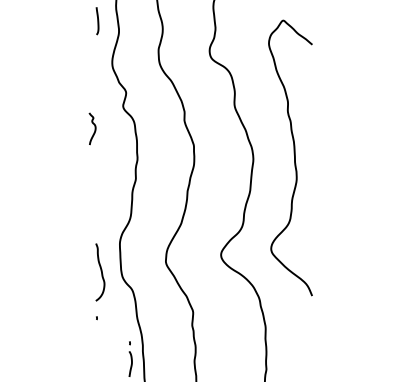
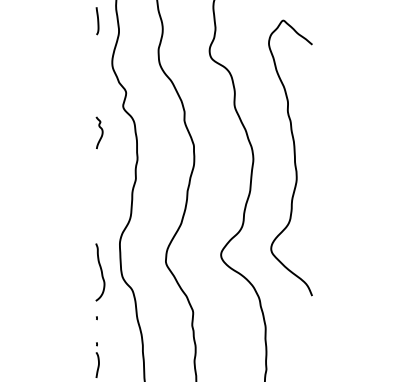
curve position: (94, 128) -> (101, 132) (101, 132)
part position: (130, 358) -> (97, 359) (97, 359)
